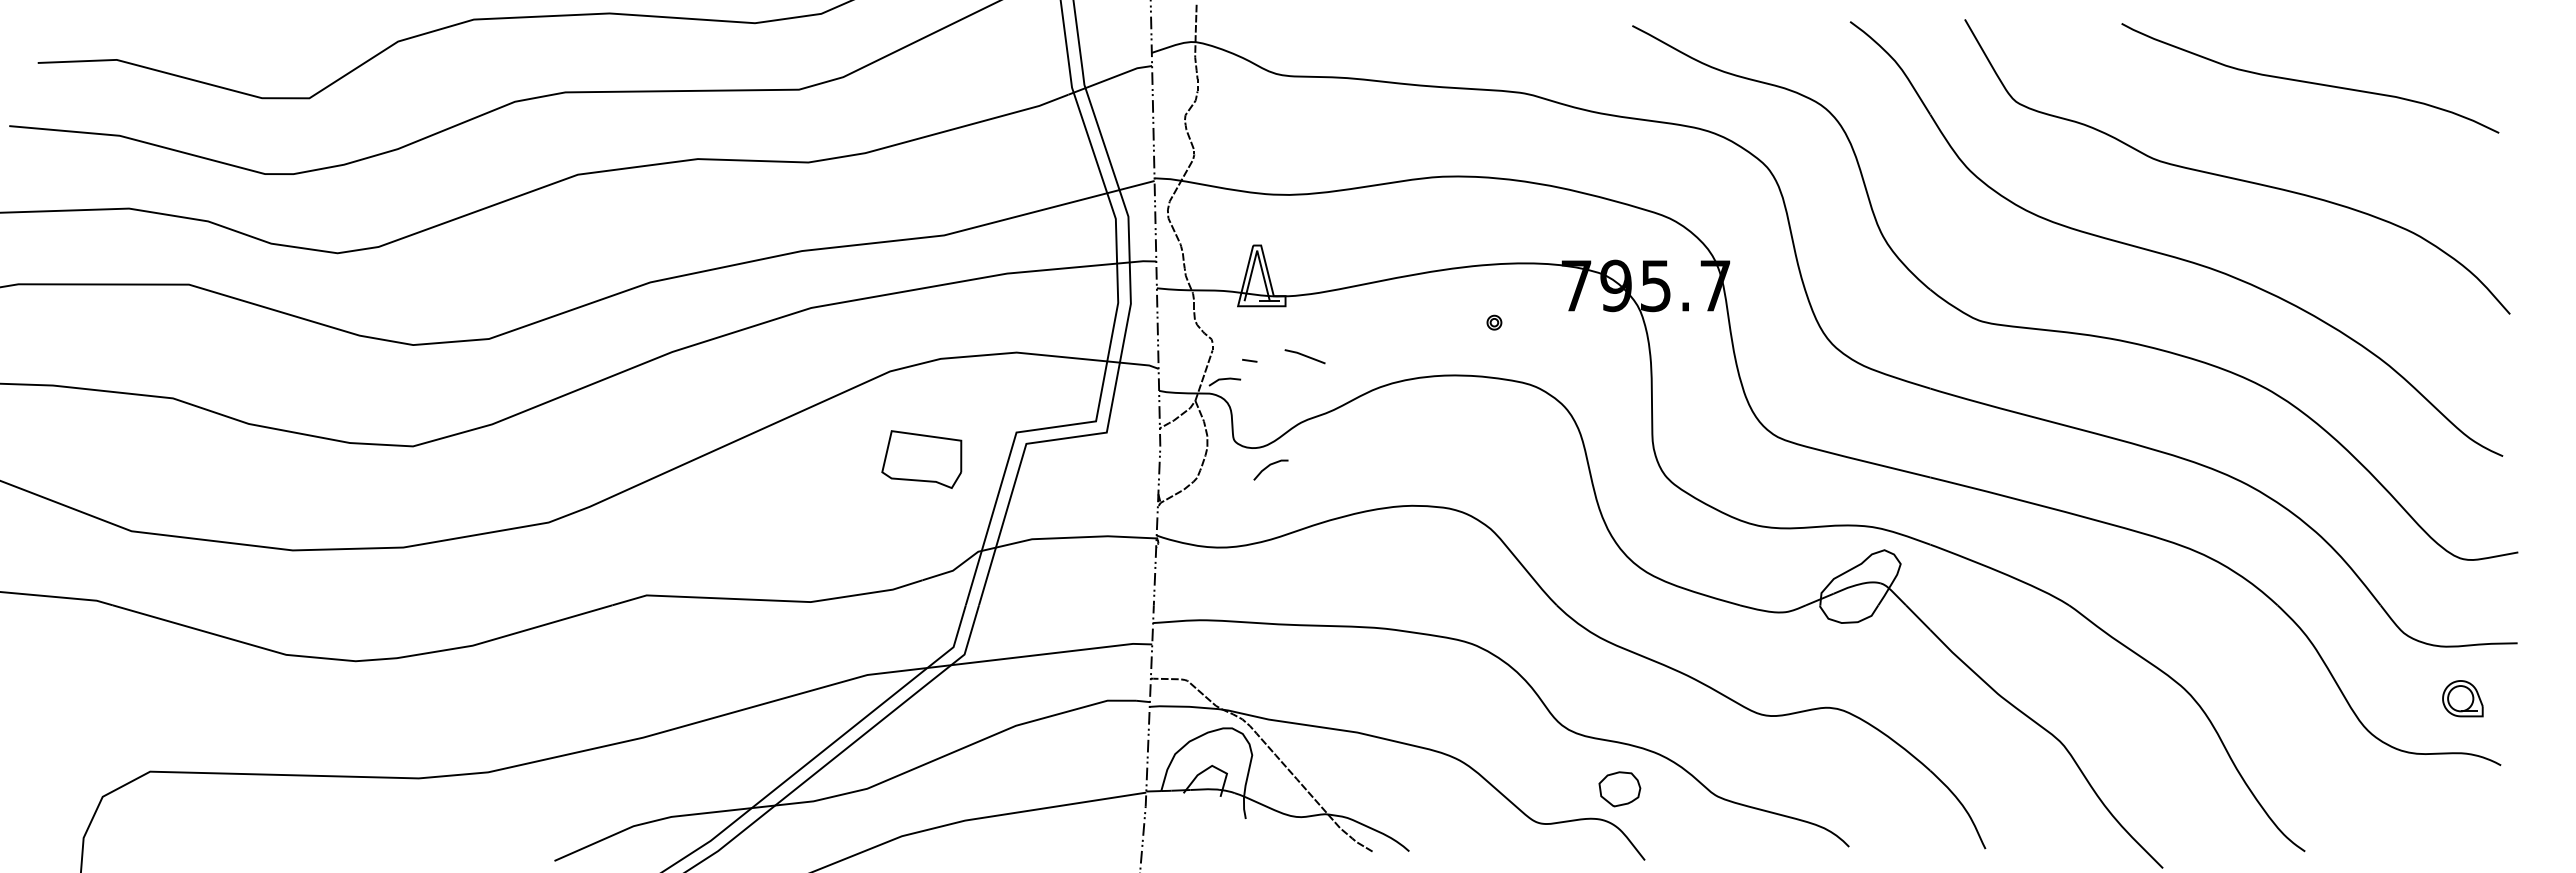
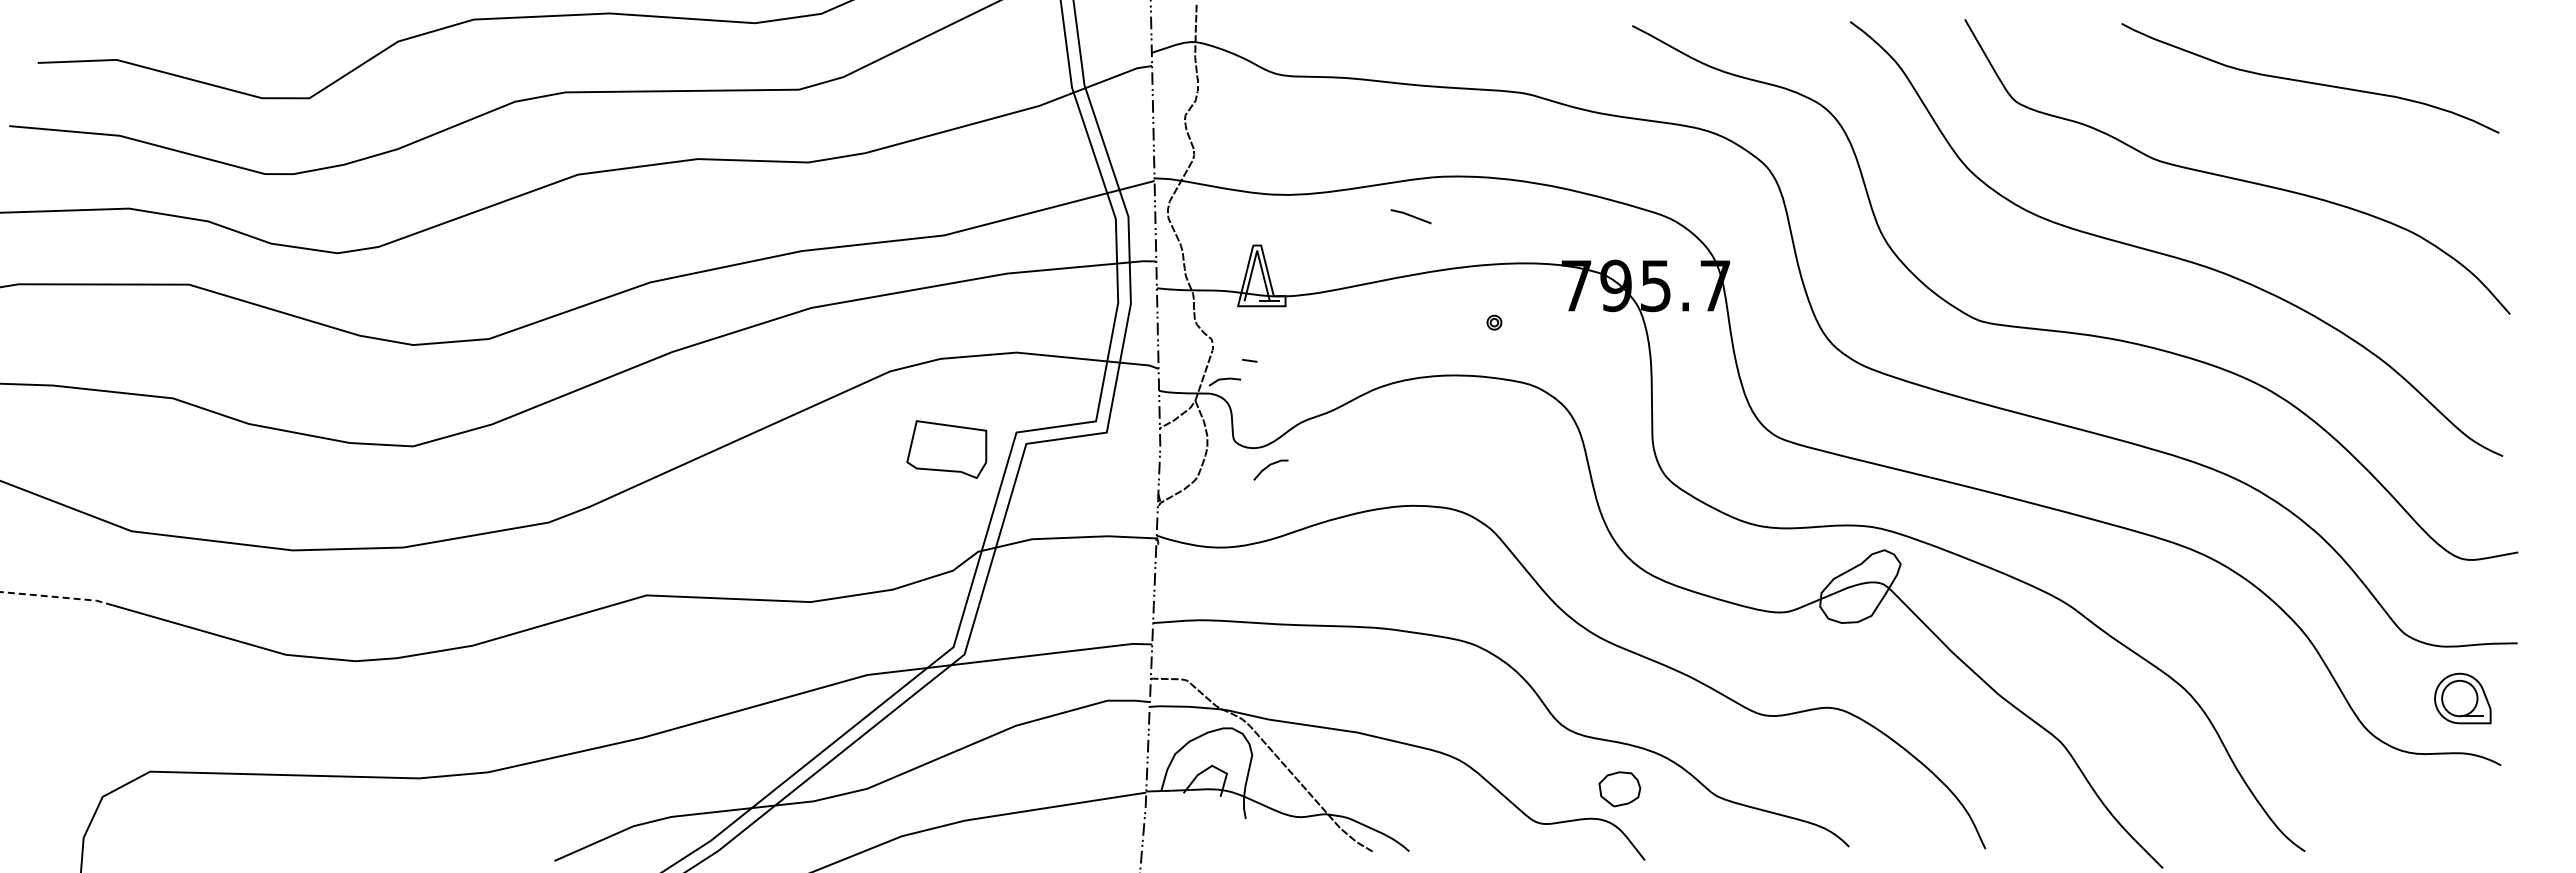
line position: (1304, 356) -> (1410, 216) (1410, 216)
part position: (921, 459) -> (946, 449) (946, 449)
line: solid -> dashed (56, 597)
part size: 42x38 px -> 58x53 px (2462, 698)
